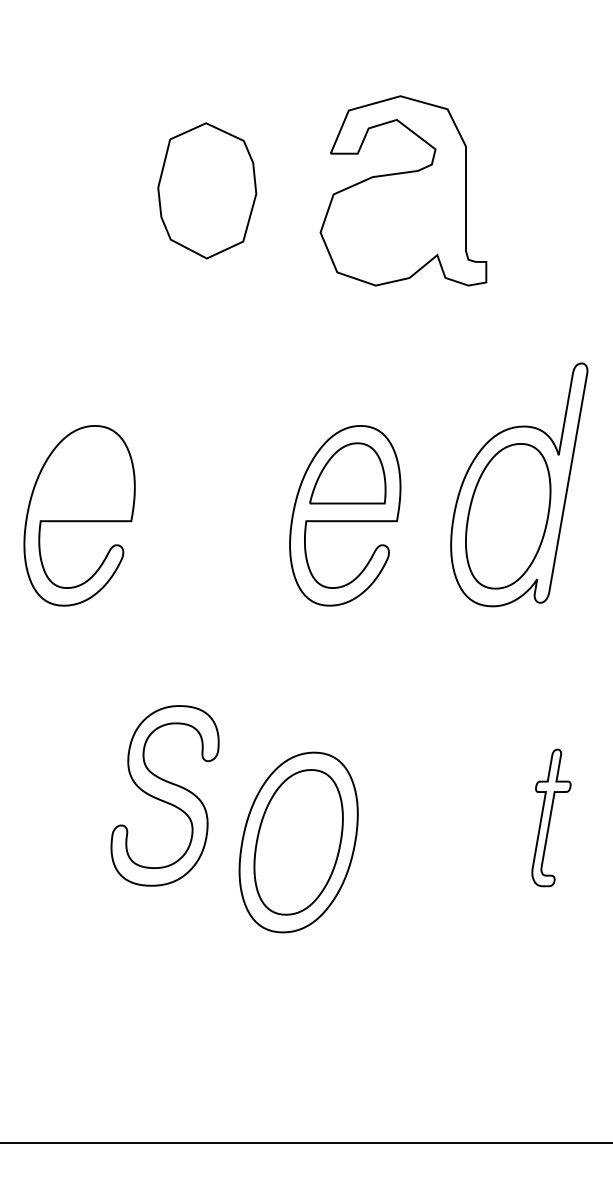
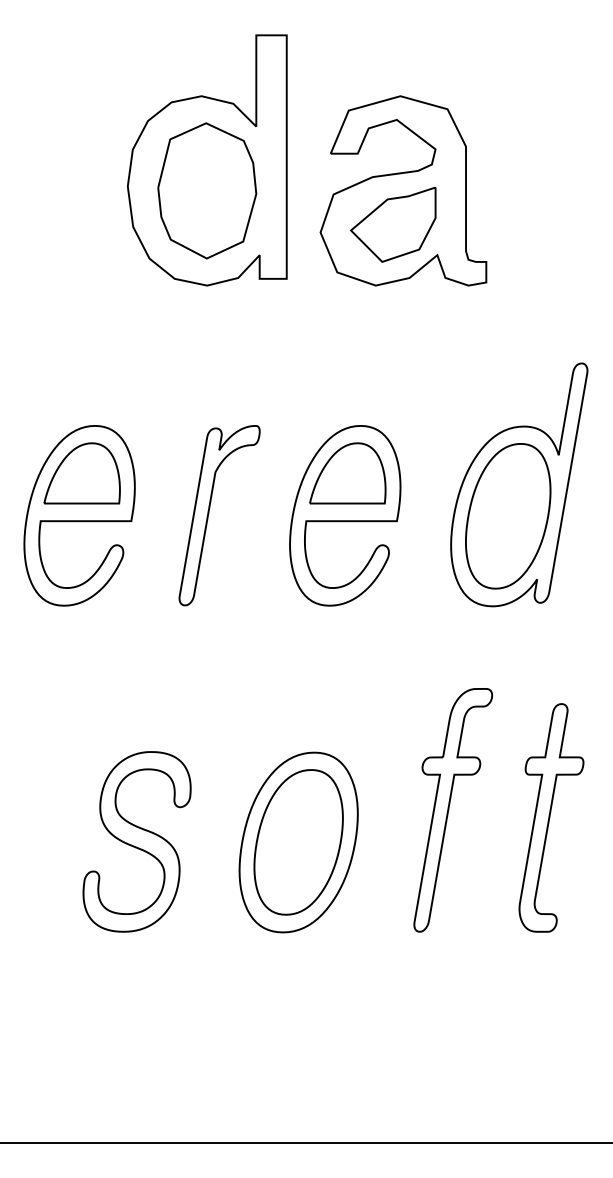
part: none -> present (206, 160)
part: none -> present (392, 224)
part: none -> present (81, 473)
part: none -> present (209, 513)
part position: (164, 795) -> (136, 841) (136, 841)
part: none -> present (452, 810)
part size: 41x140 px -> 67x230 px (551, 817)
